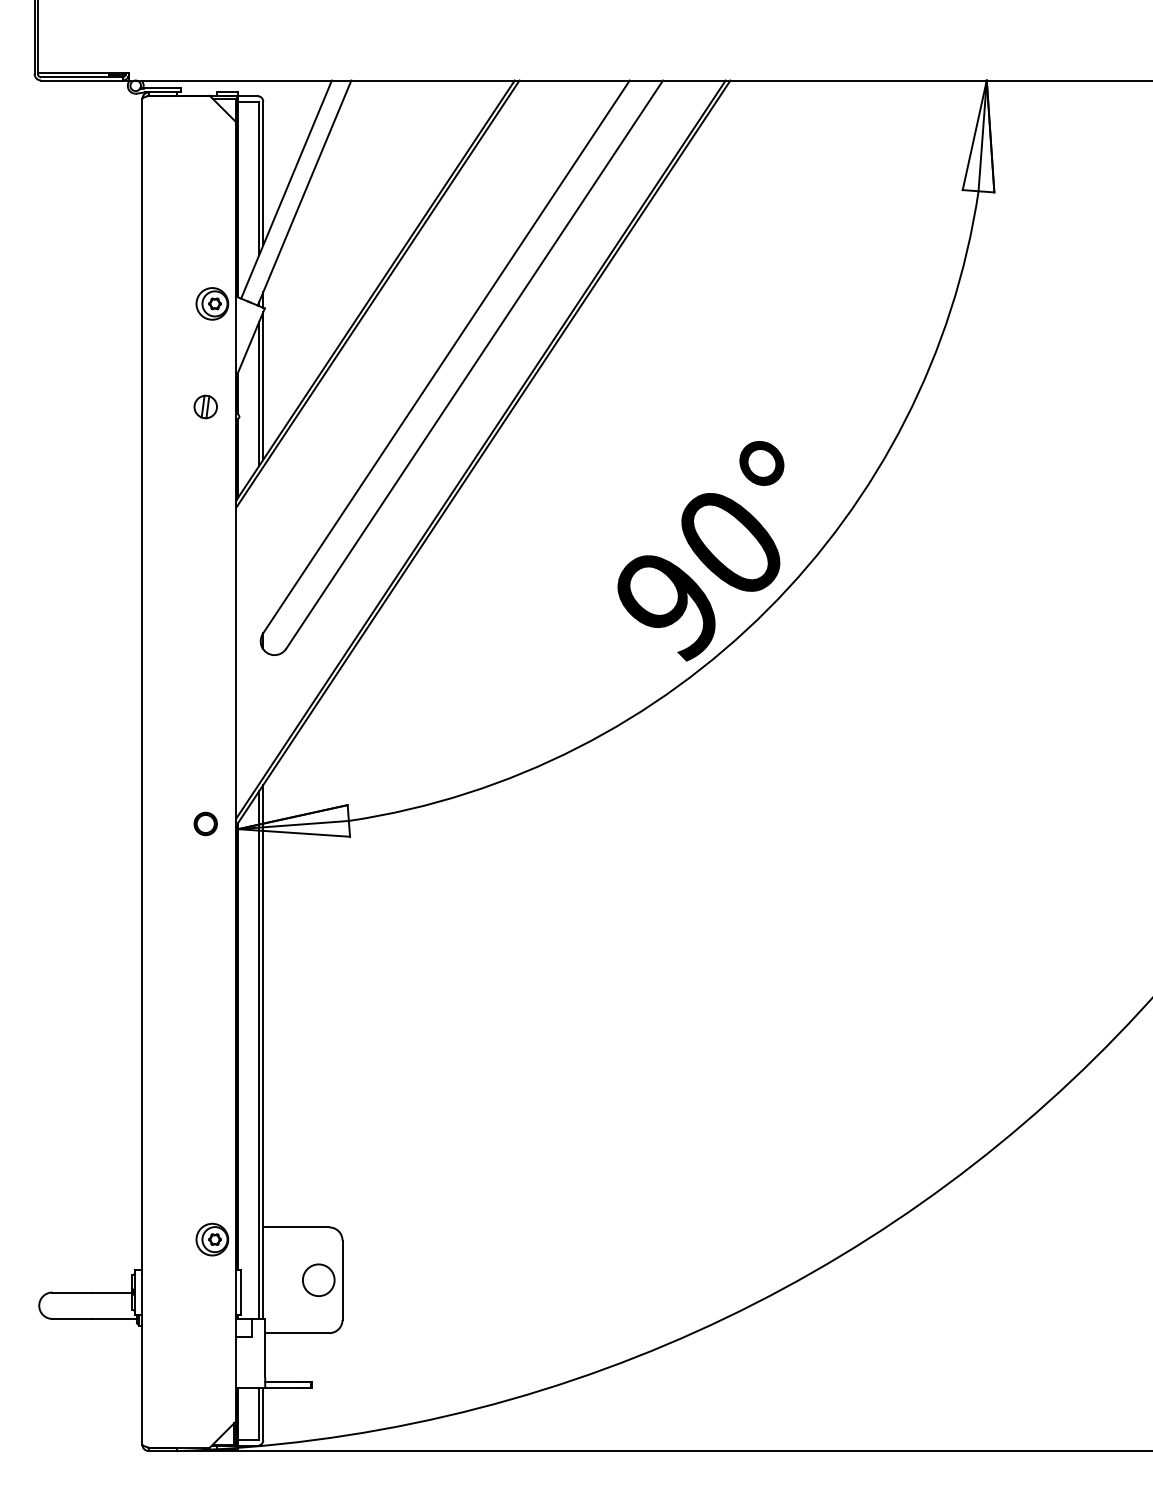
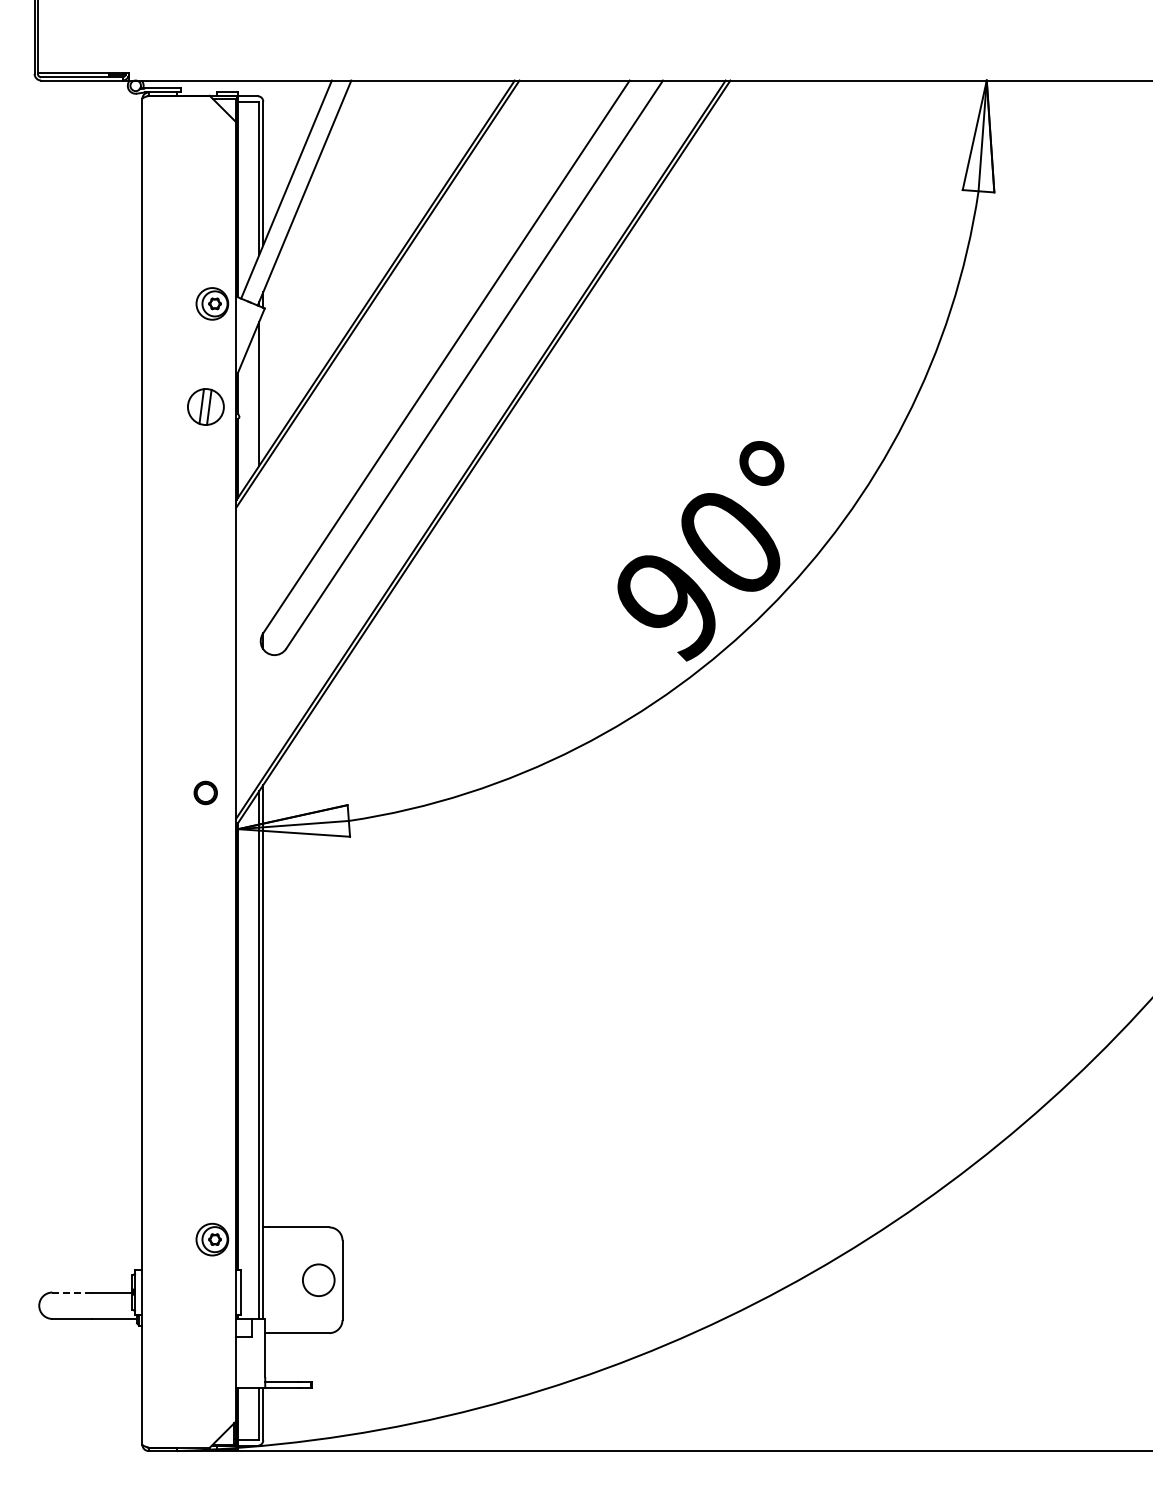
line: present -> none (263, 385)
part size: 25x26 px -> 38x38 px (205, 406)
part position: (205, 823) -> (205, 792) (205, 792)
line: solid -> dashed (72, 1292)
